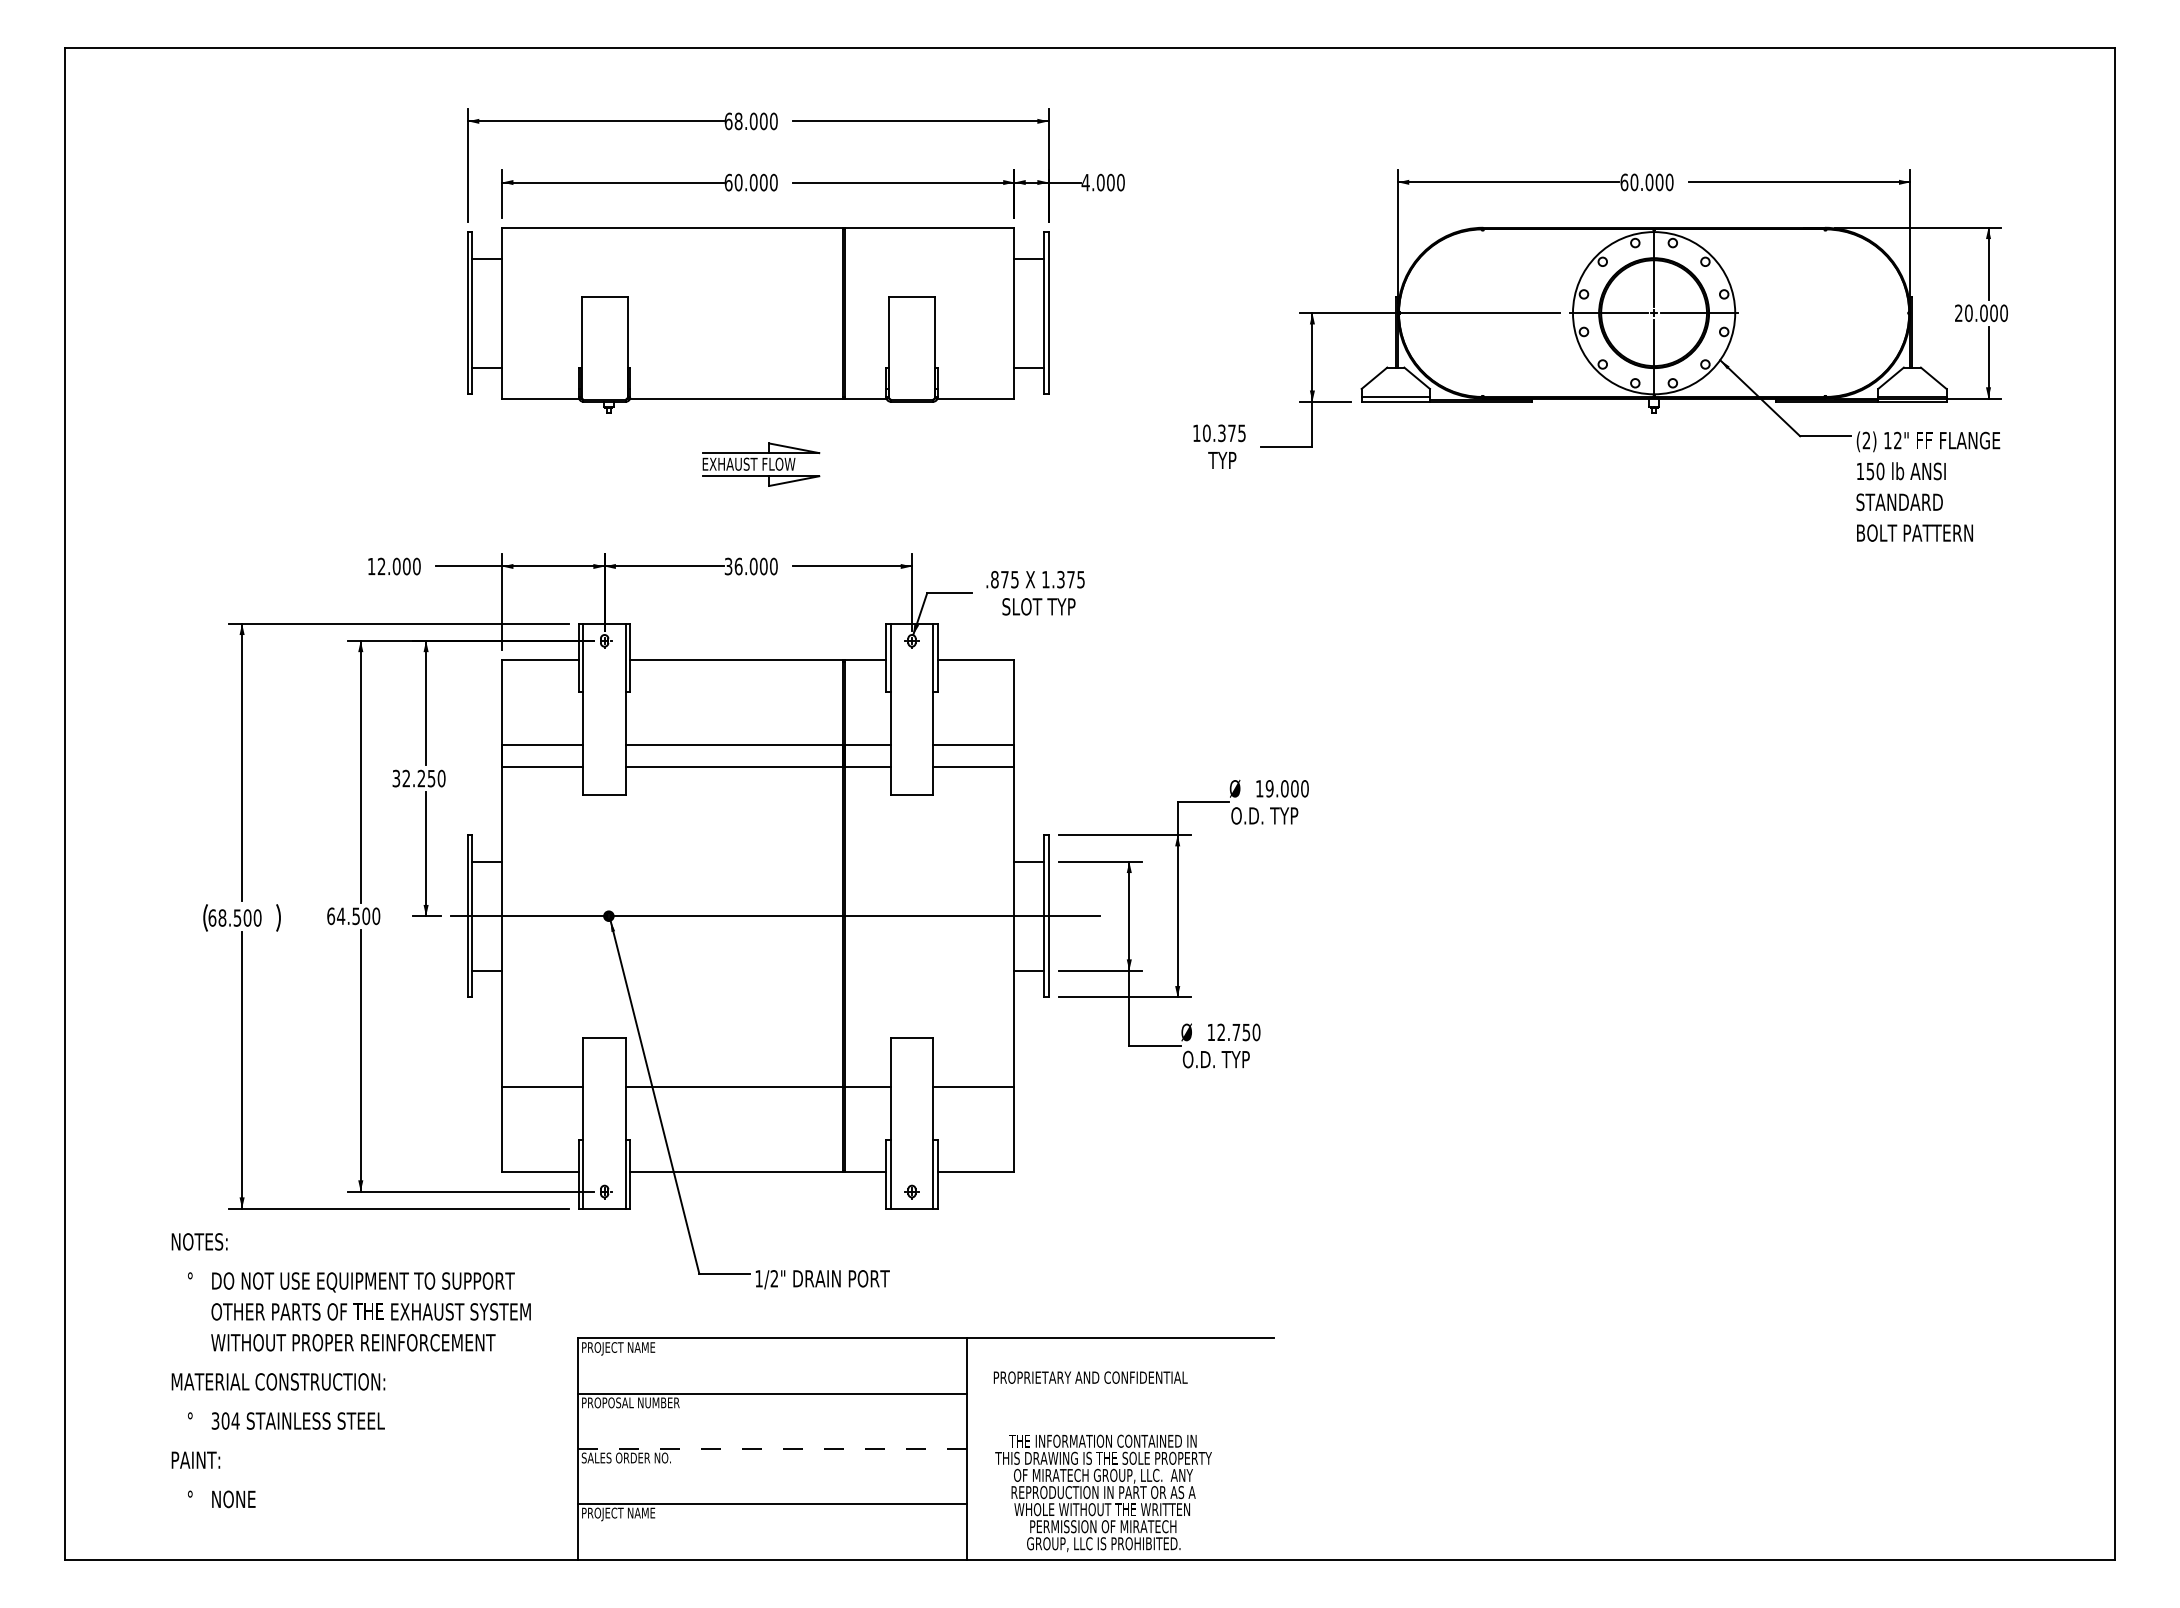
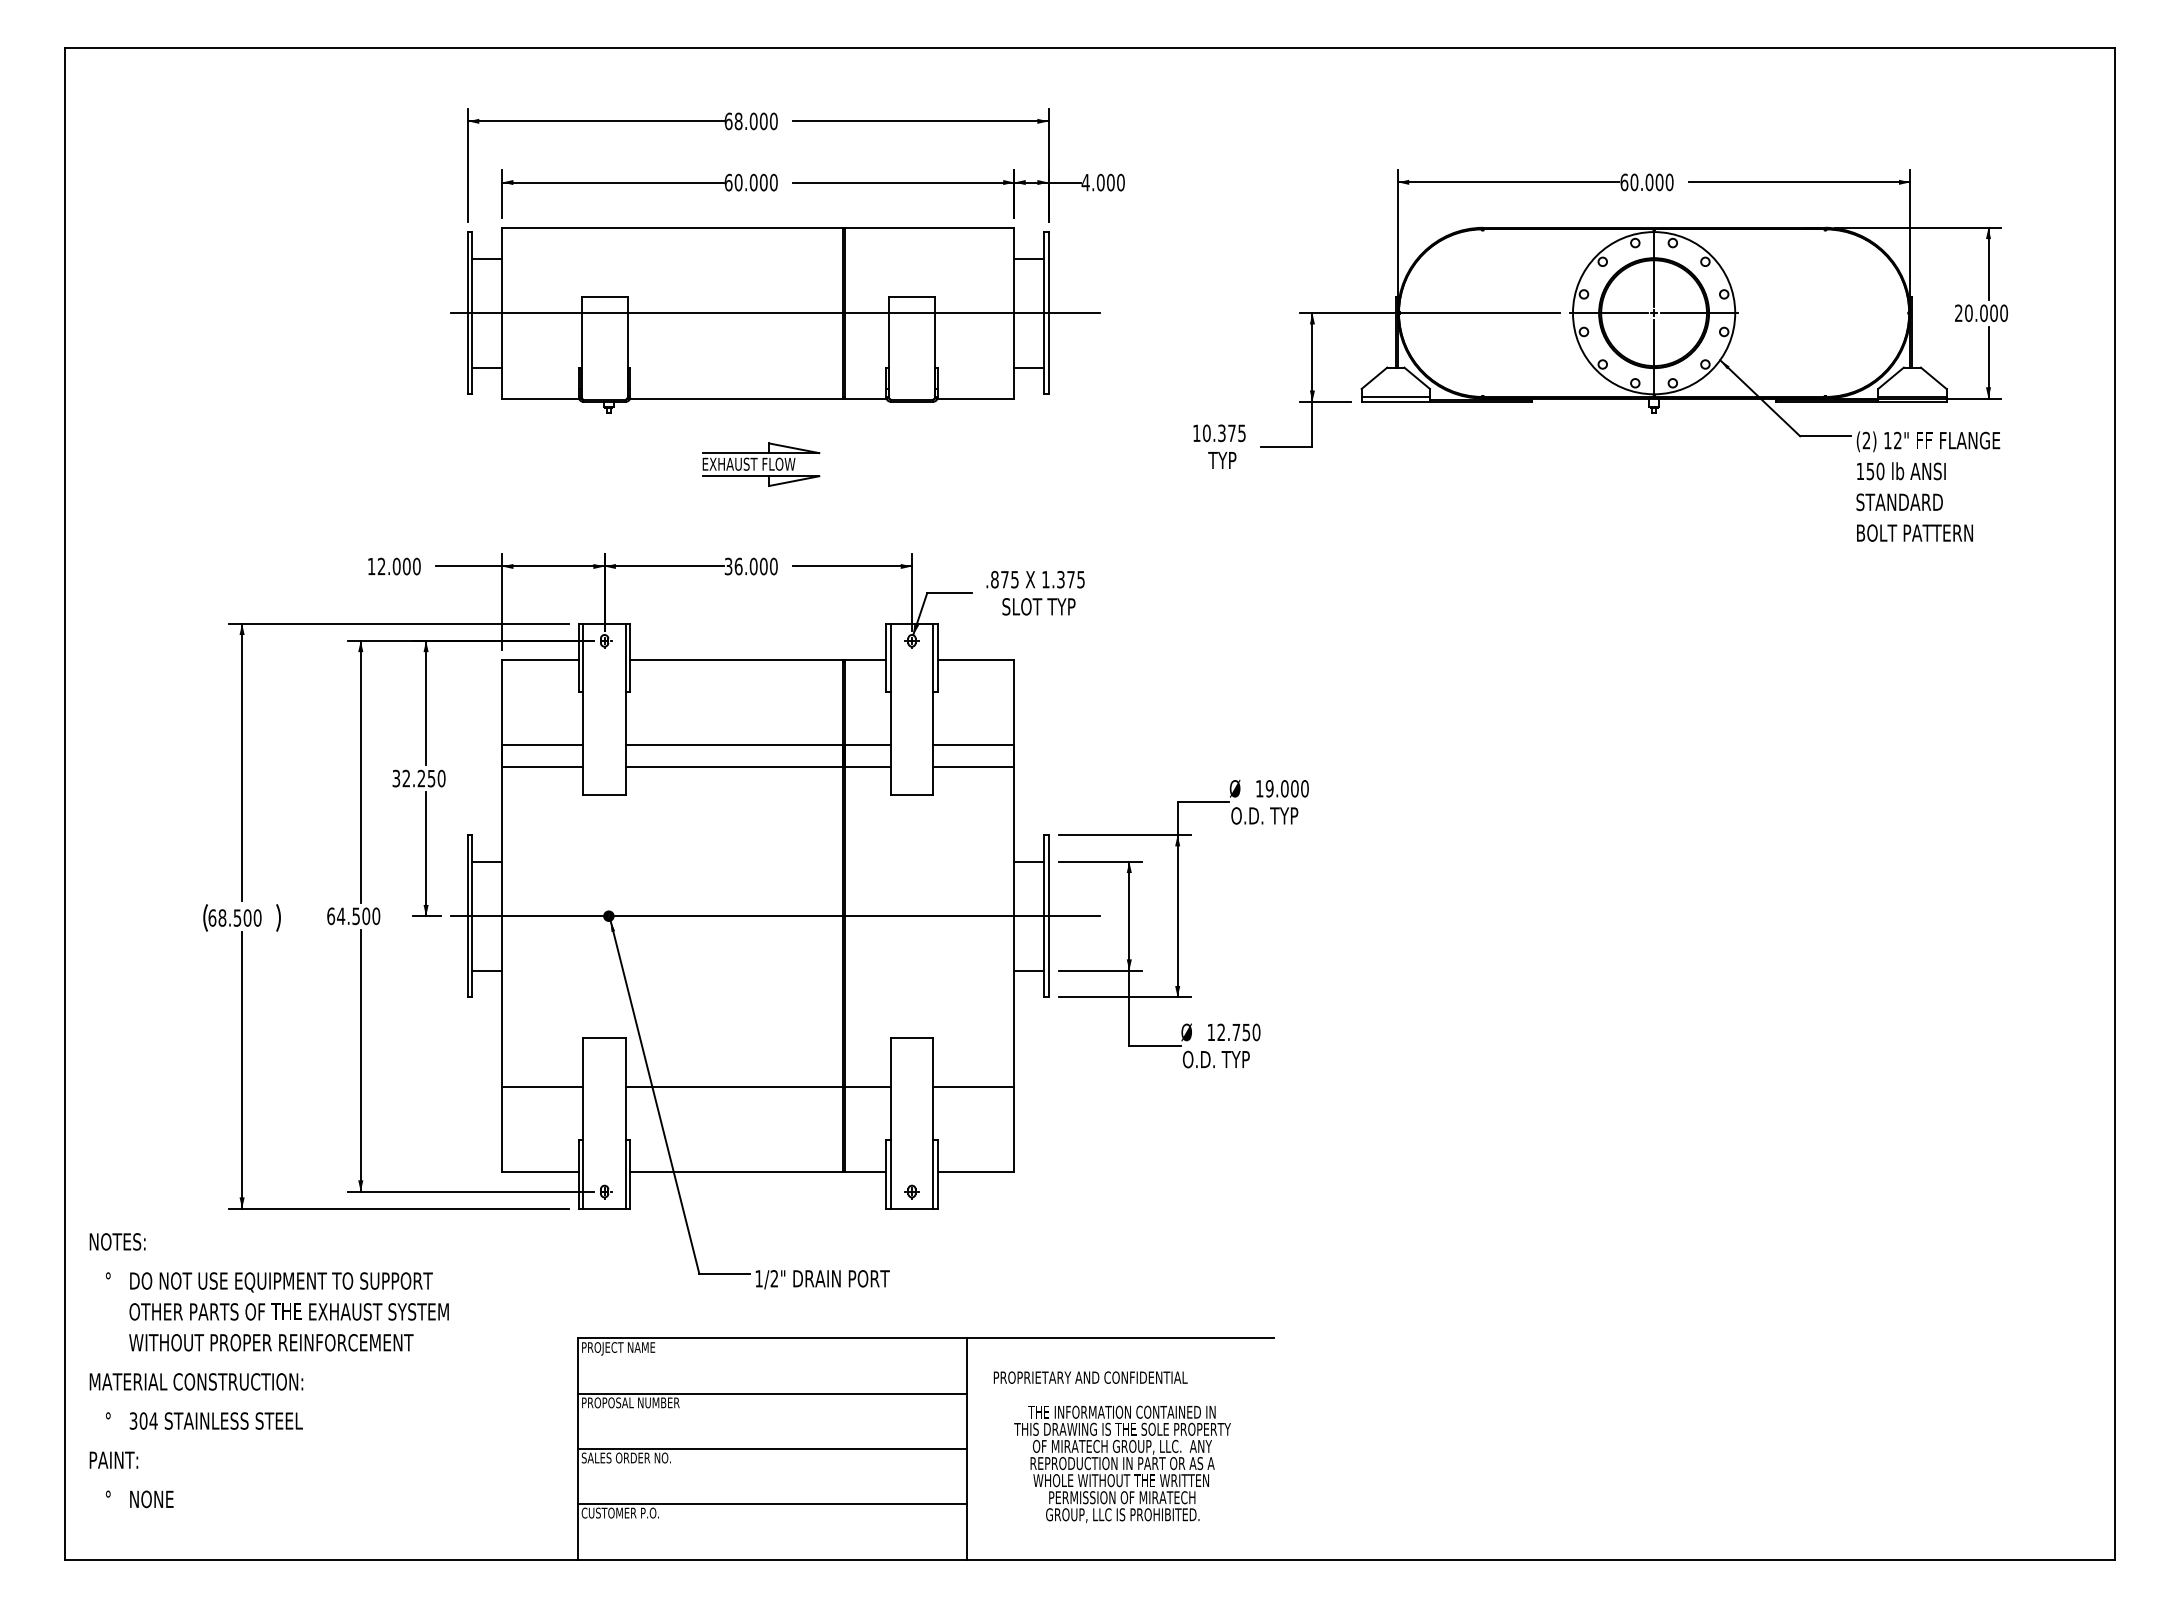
line: none -> present (774, 313)
text position: (350, 1370) -> (268, 1370) (268, 1370)
line: dashed -> solid (772, 1448)
text position: (1103, 1493) -> (1122, 1464) (1122, 1464)
text: PROJECT NAME -> CUSTOMER P.O. (619, 1514)
